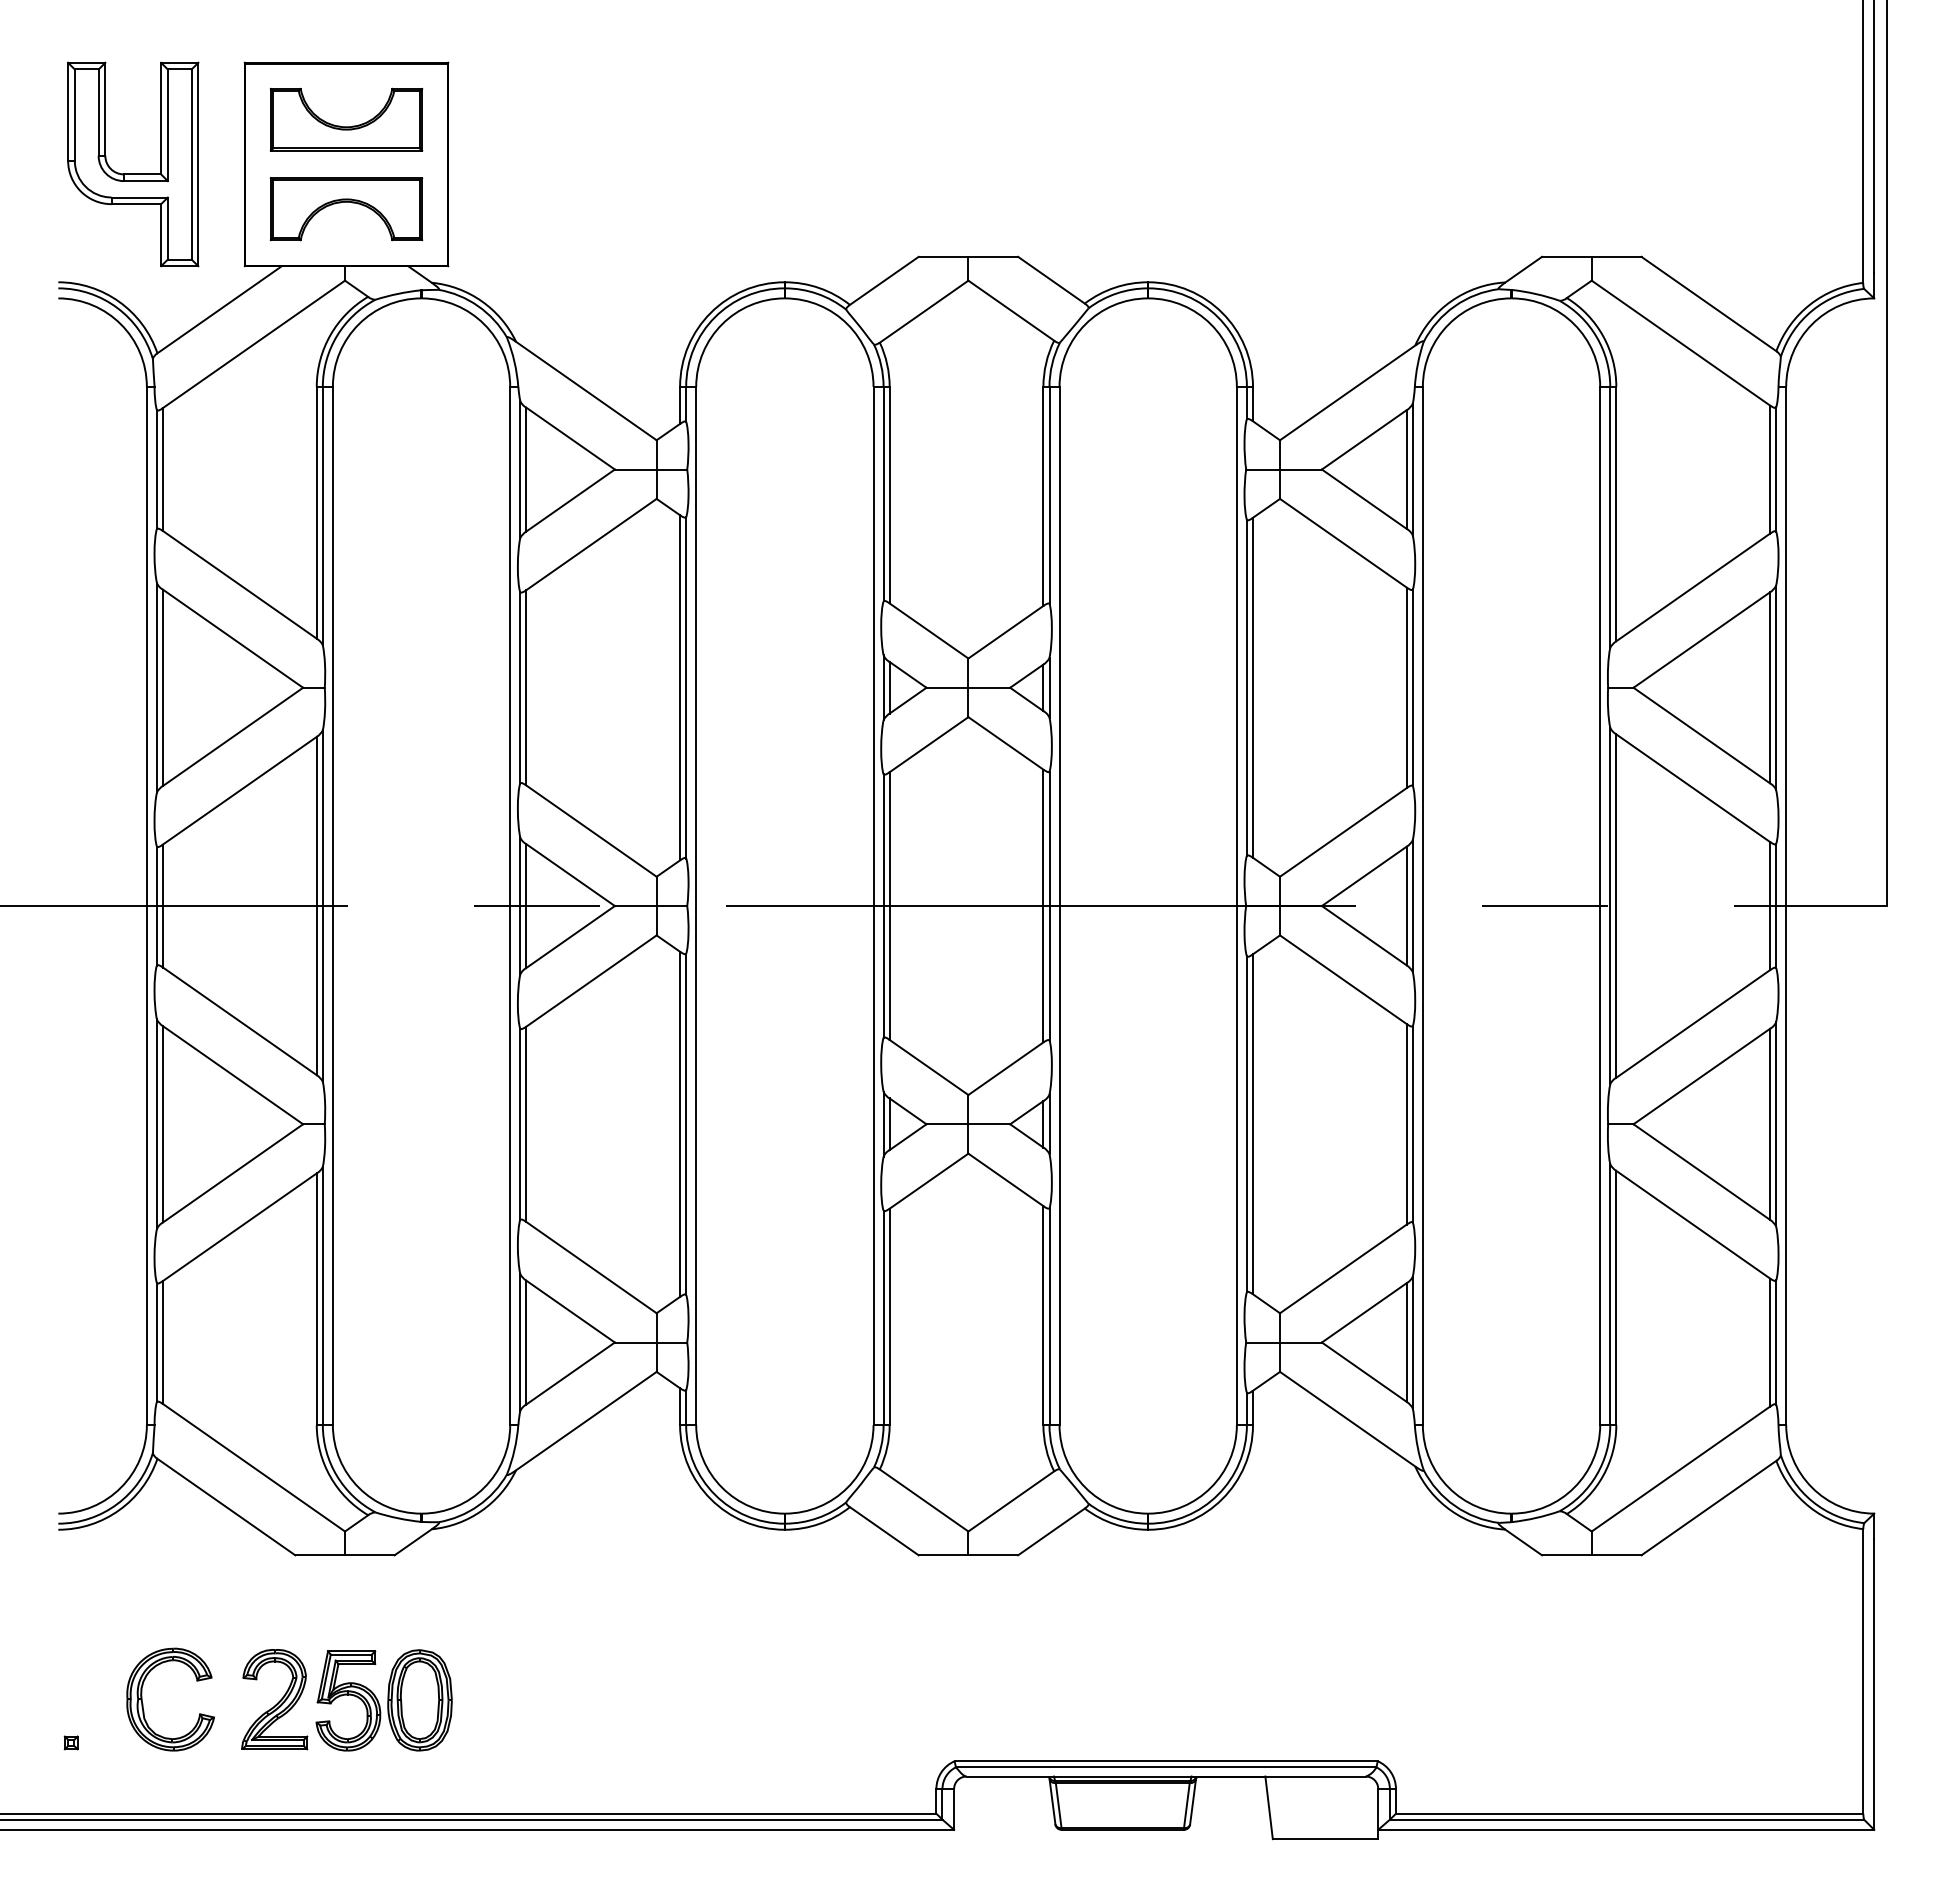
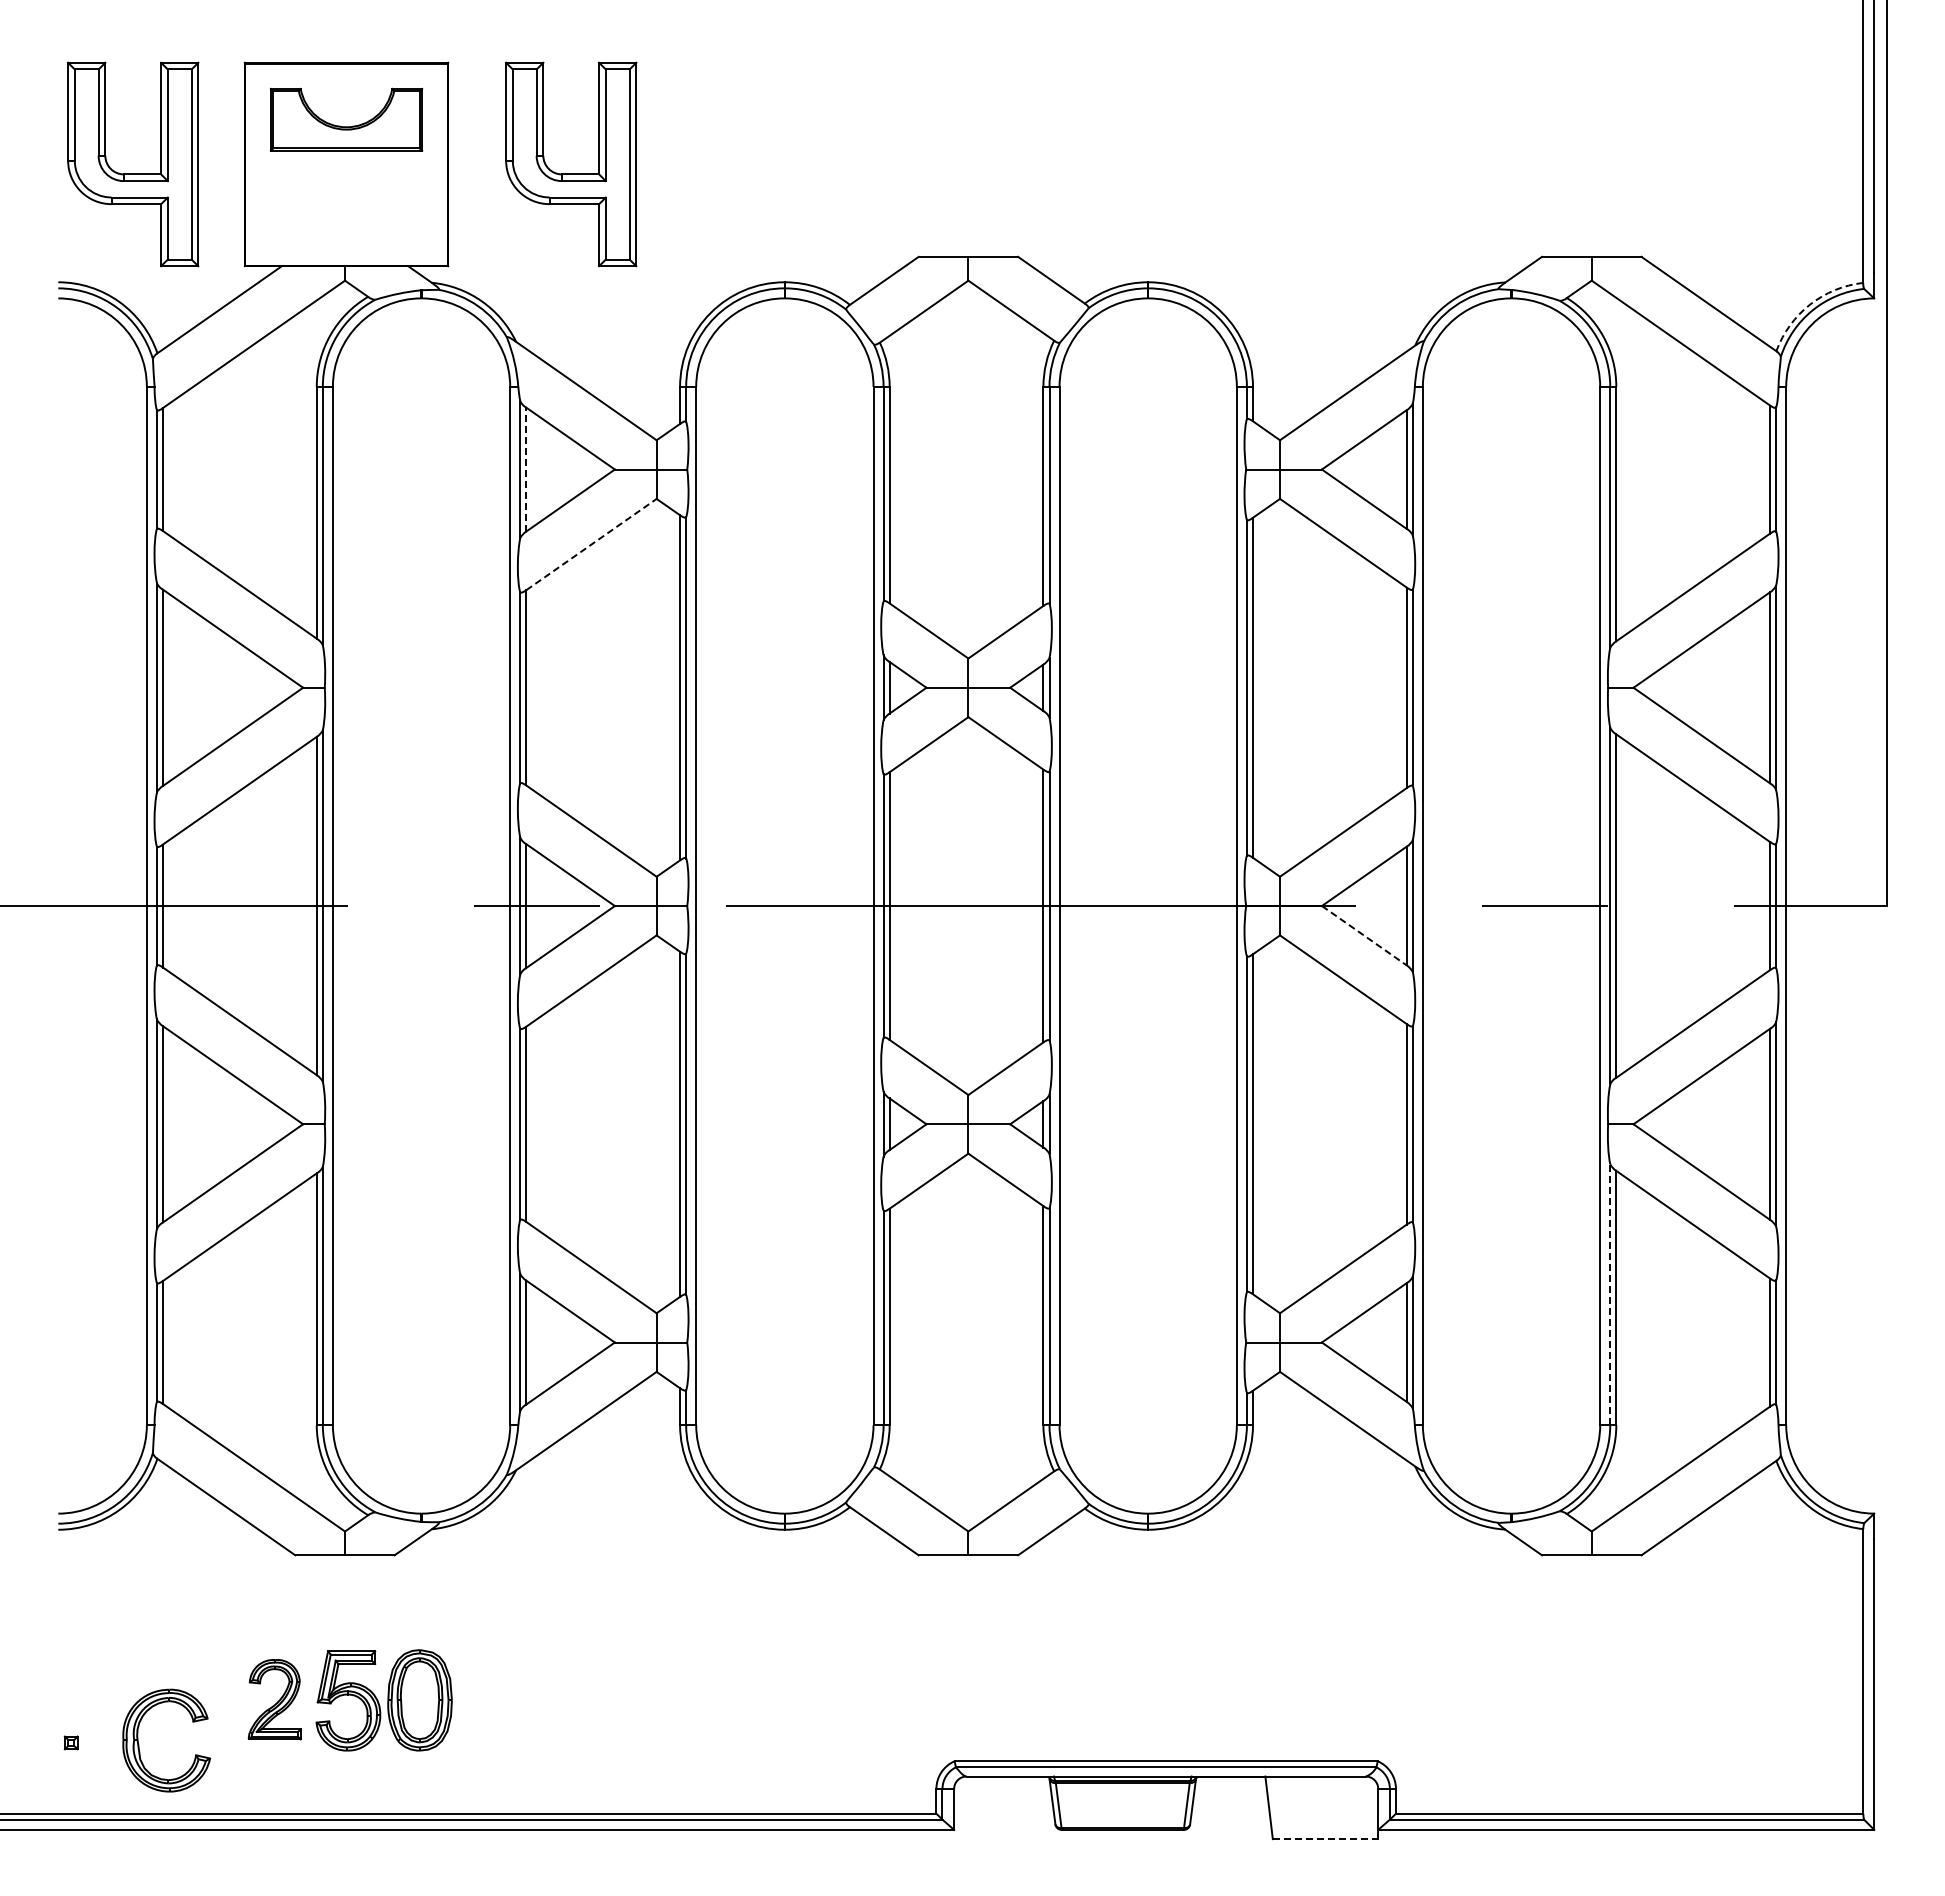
part: none -> present (571, 173)
part: present -> none (346, 202)
arc: solid -> dashed (1810, 304)
line: solid -> dashed (526, 469)
line: solid -> dashed (591, 544)
line: solid -> dashed (1364, 935)
line: solid -> dashed (1610, 1294)
part size: 68x102 px -> 55x82 px (274, 1699)
part position: (143, 1703) -> (139, 1744) (139, 1744)
line: solid -> dashed (1325, 1839)
